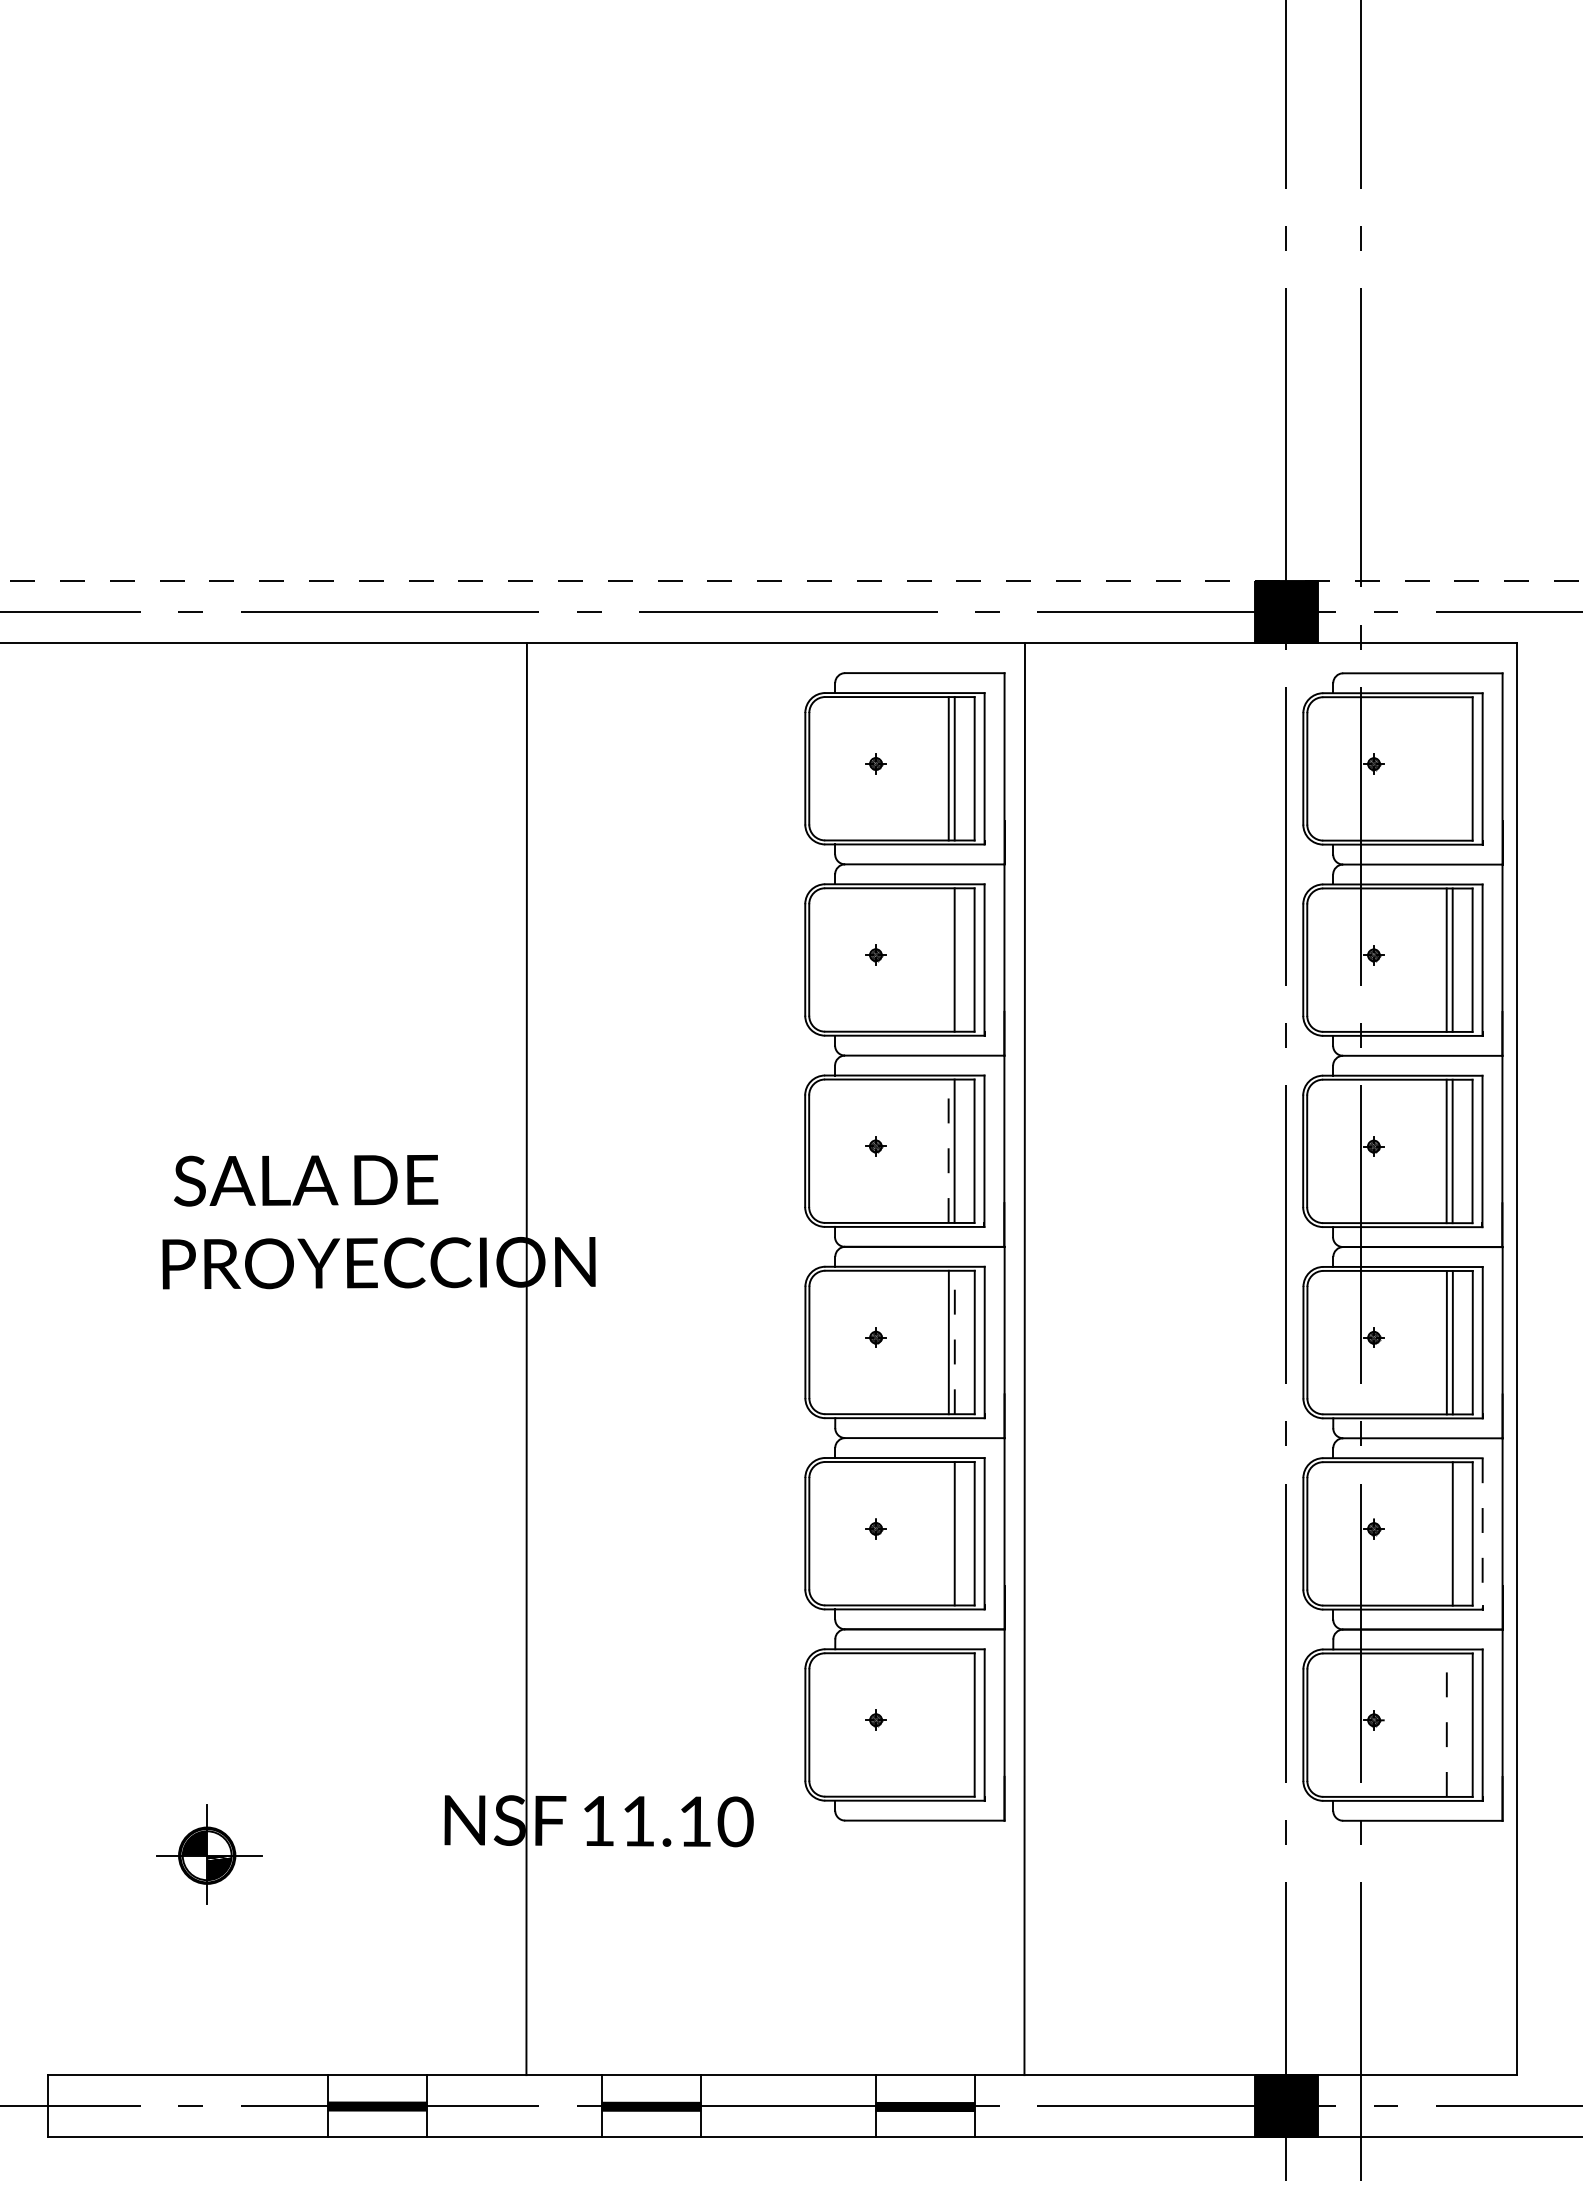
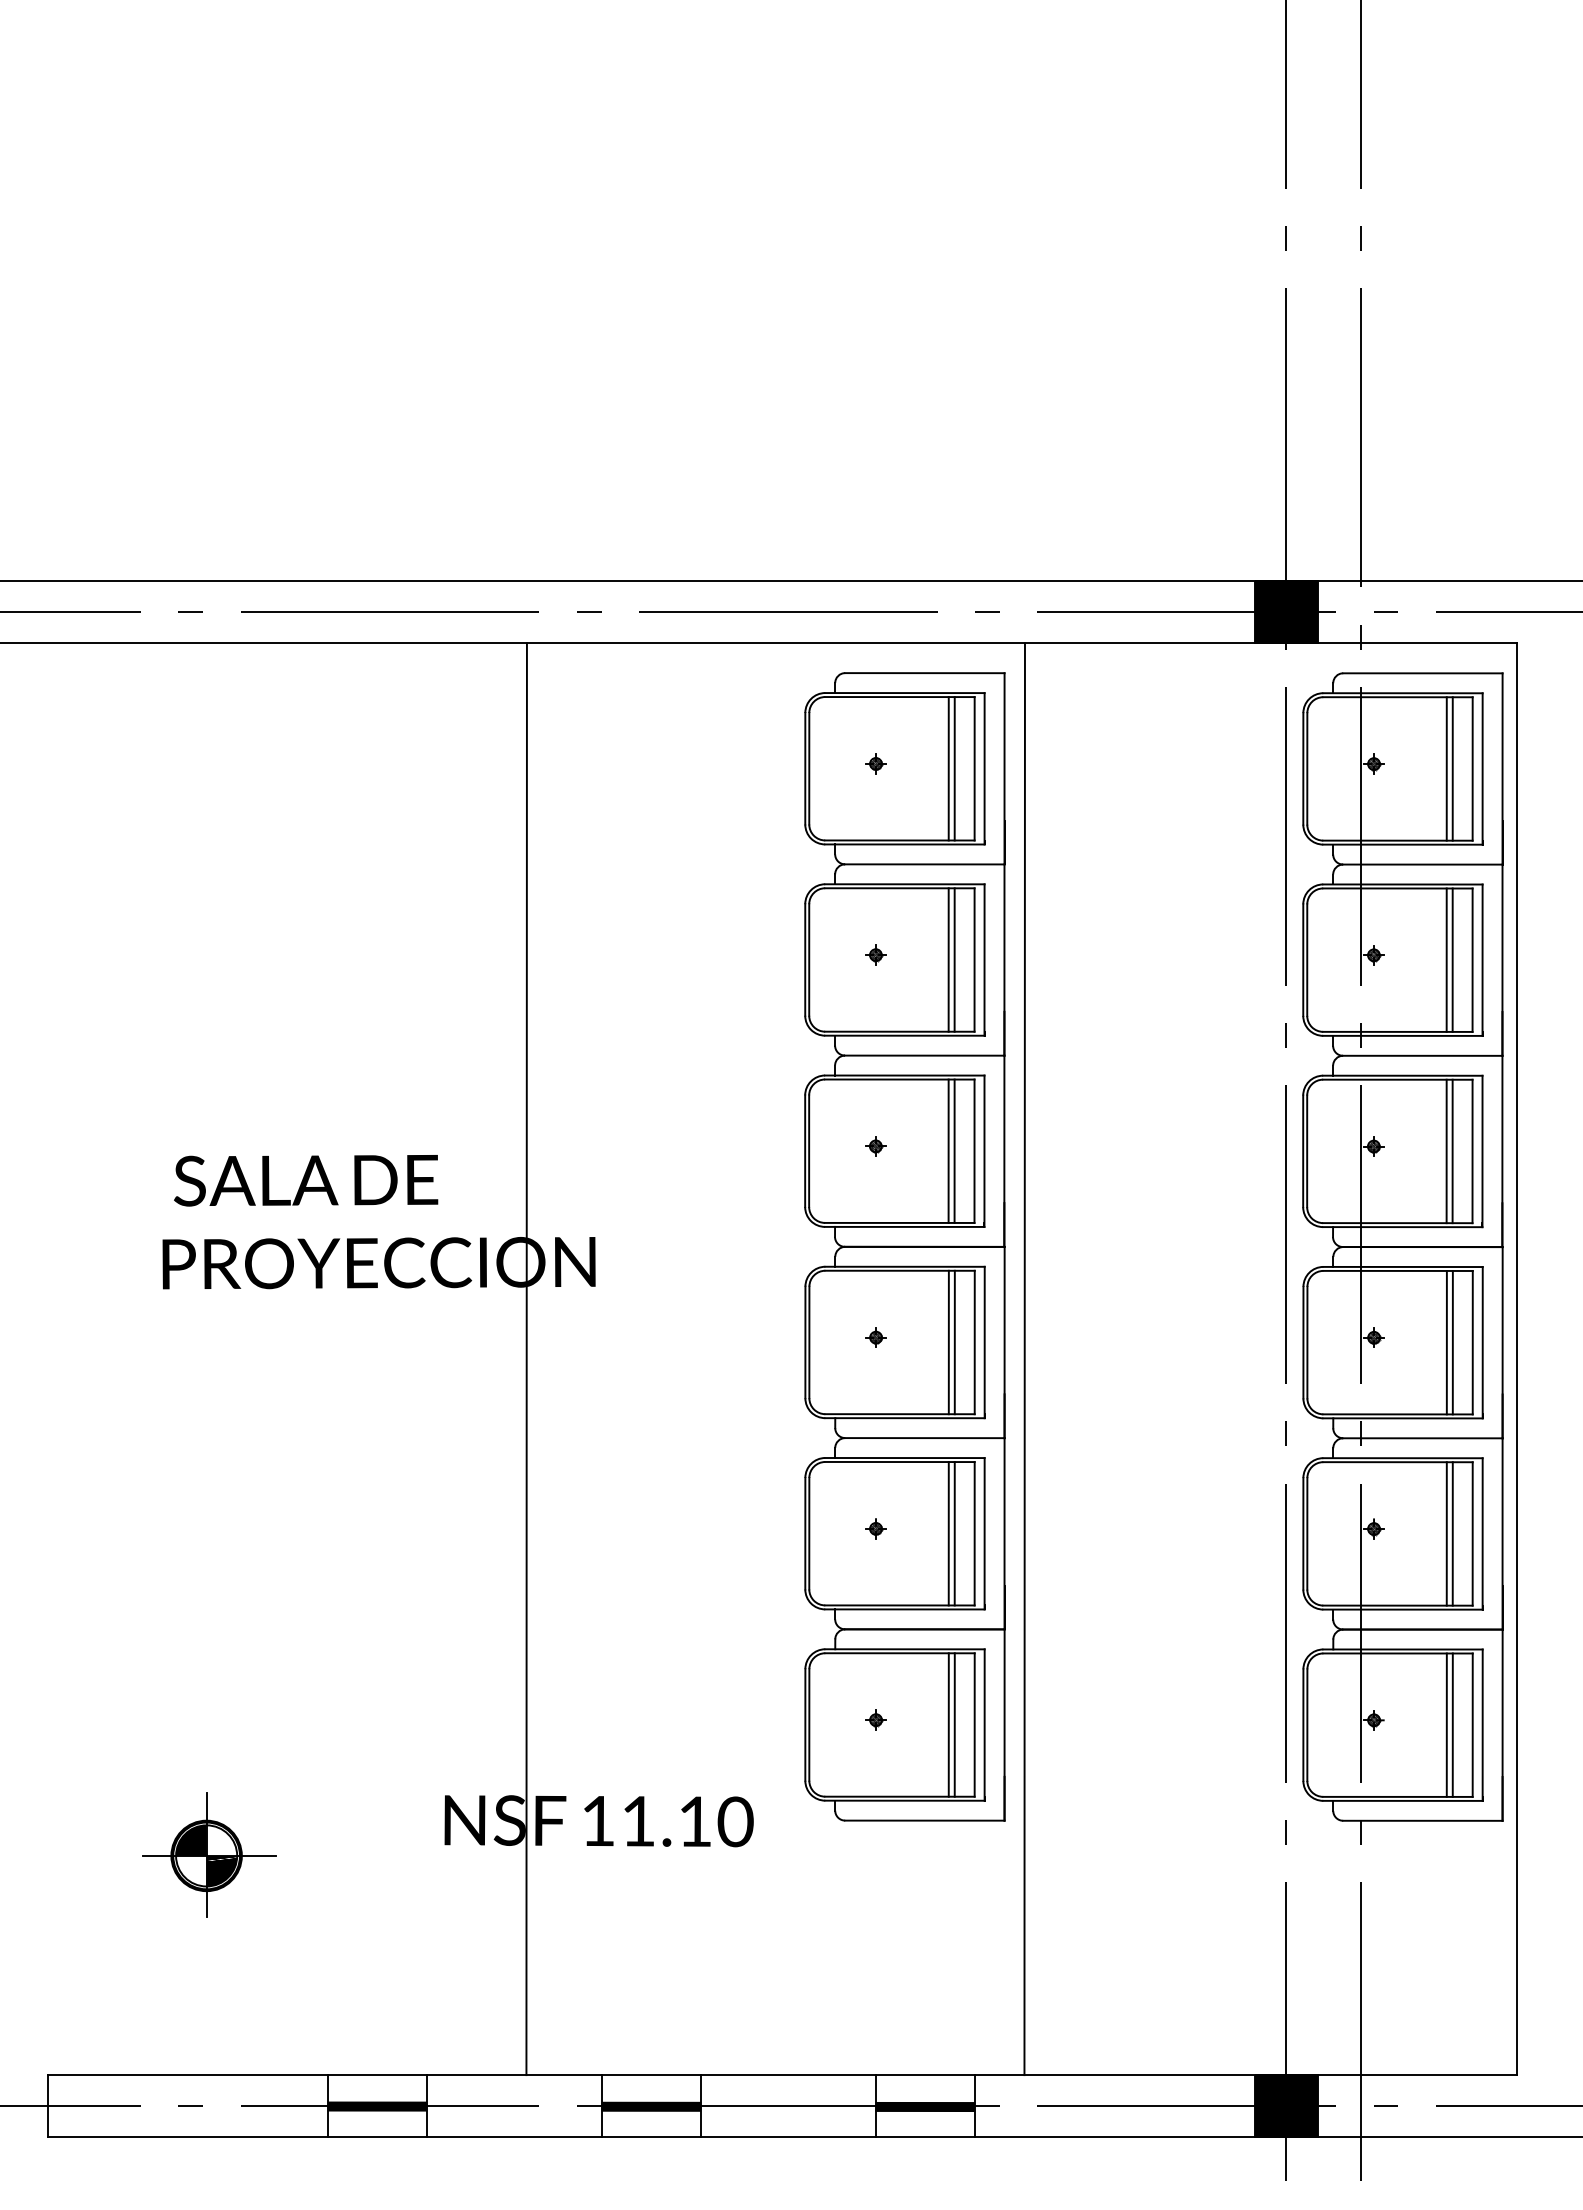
line: dashed -> solid (792, 581)
line: none -> present (1446, 768)
line: none -> present (1452, 768)
line: none -> present (948, 959)
line: dashed -> solid (948, 1151)
line: dashed -> solid (954, 1342)
line: none -> present (948, 1533)
line: none -> present (1446, 1533)
line: dashed -> solid (1482, 1533)
line: none -> present (948, 1724)
line: none -> present (954, 1724)
line: none -> present (1452, 1724)
line: dashed -> solid (1446, 1725)
part size: 107x101 px -> 135x126 px (209, 1854)
